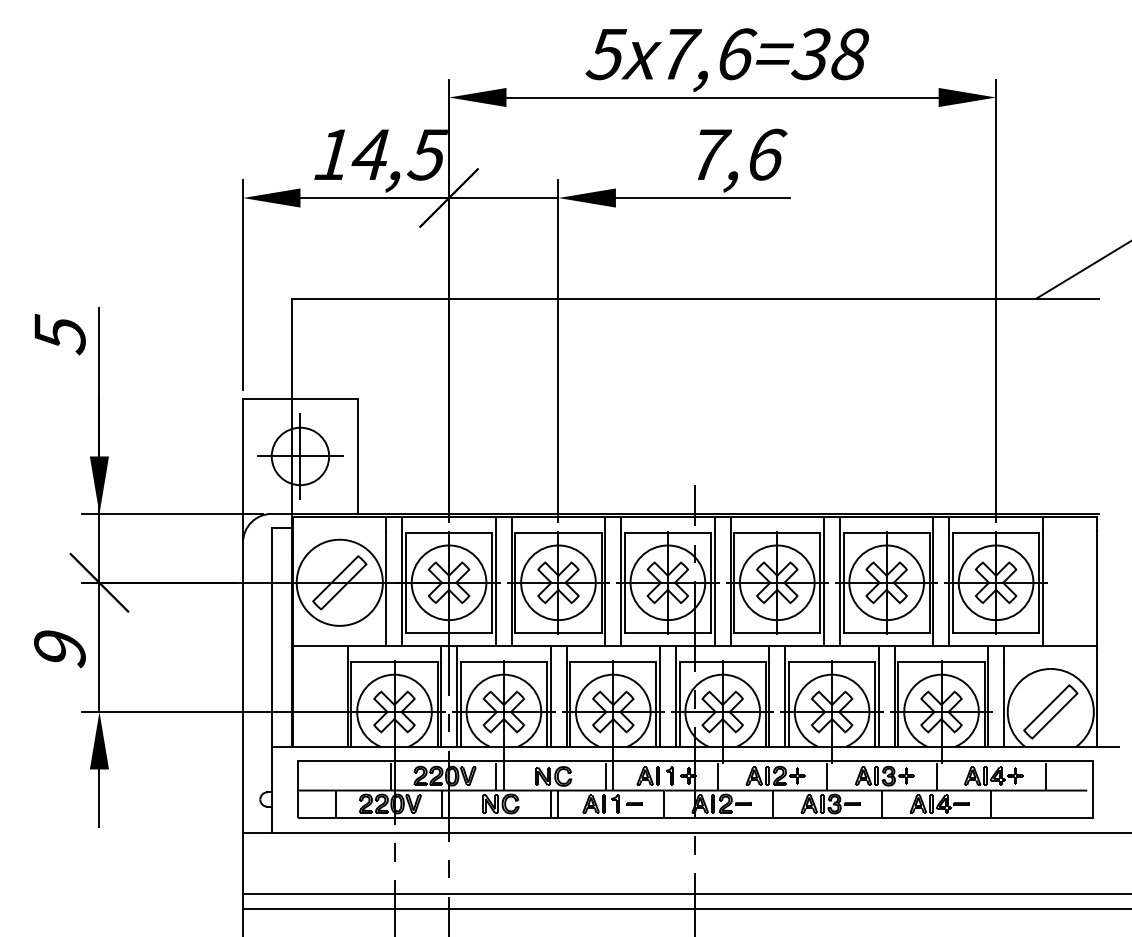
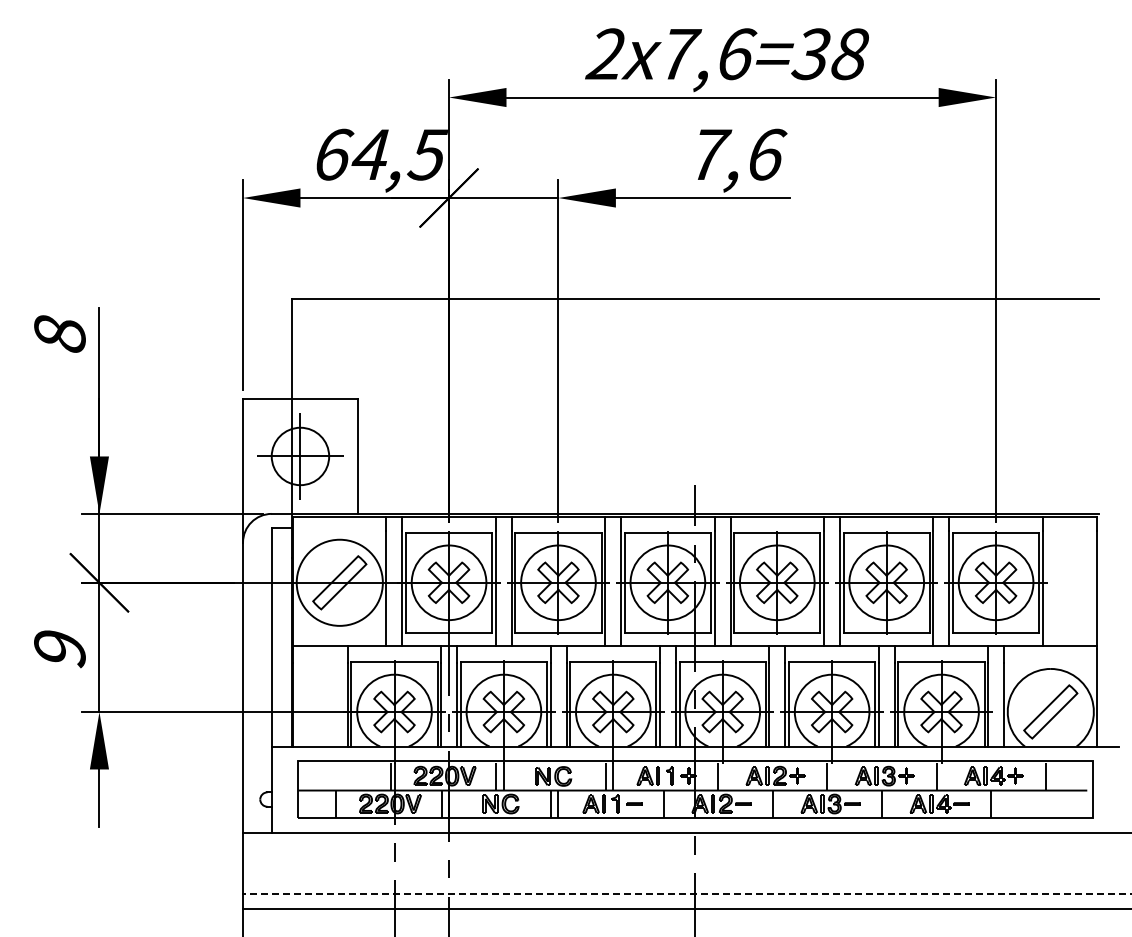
text: 5 -> 2 (606, 54)
text: 14,5 -> 64,5 (334, 154)
line: present -> none (1082, 270)
text: 5 -> 8 (59, 334)
line: solid -> dashed (686, 894)
